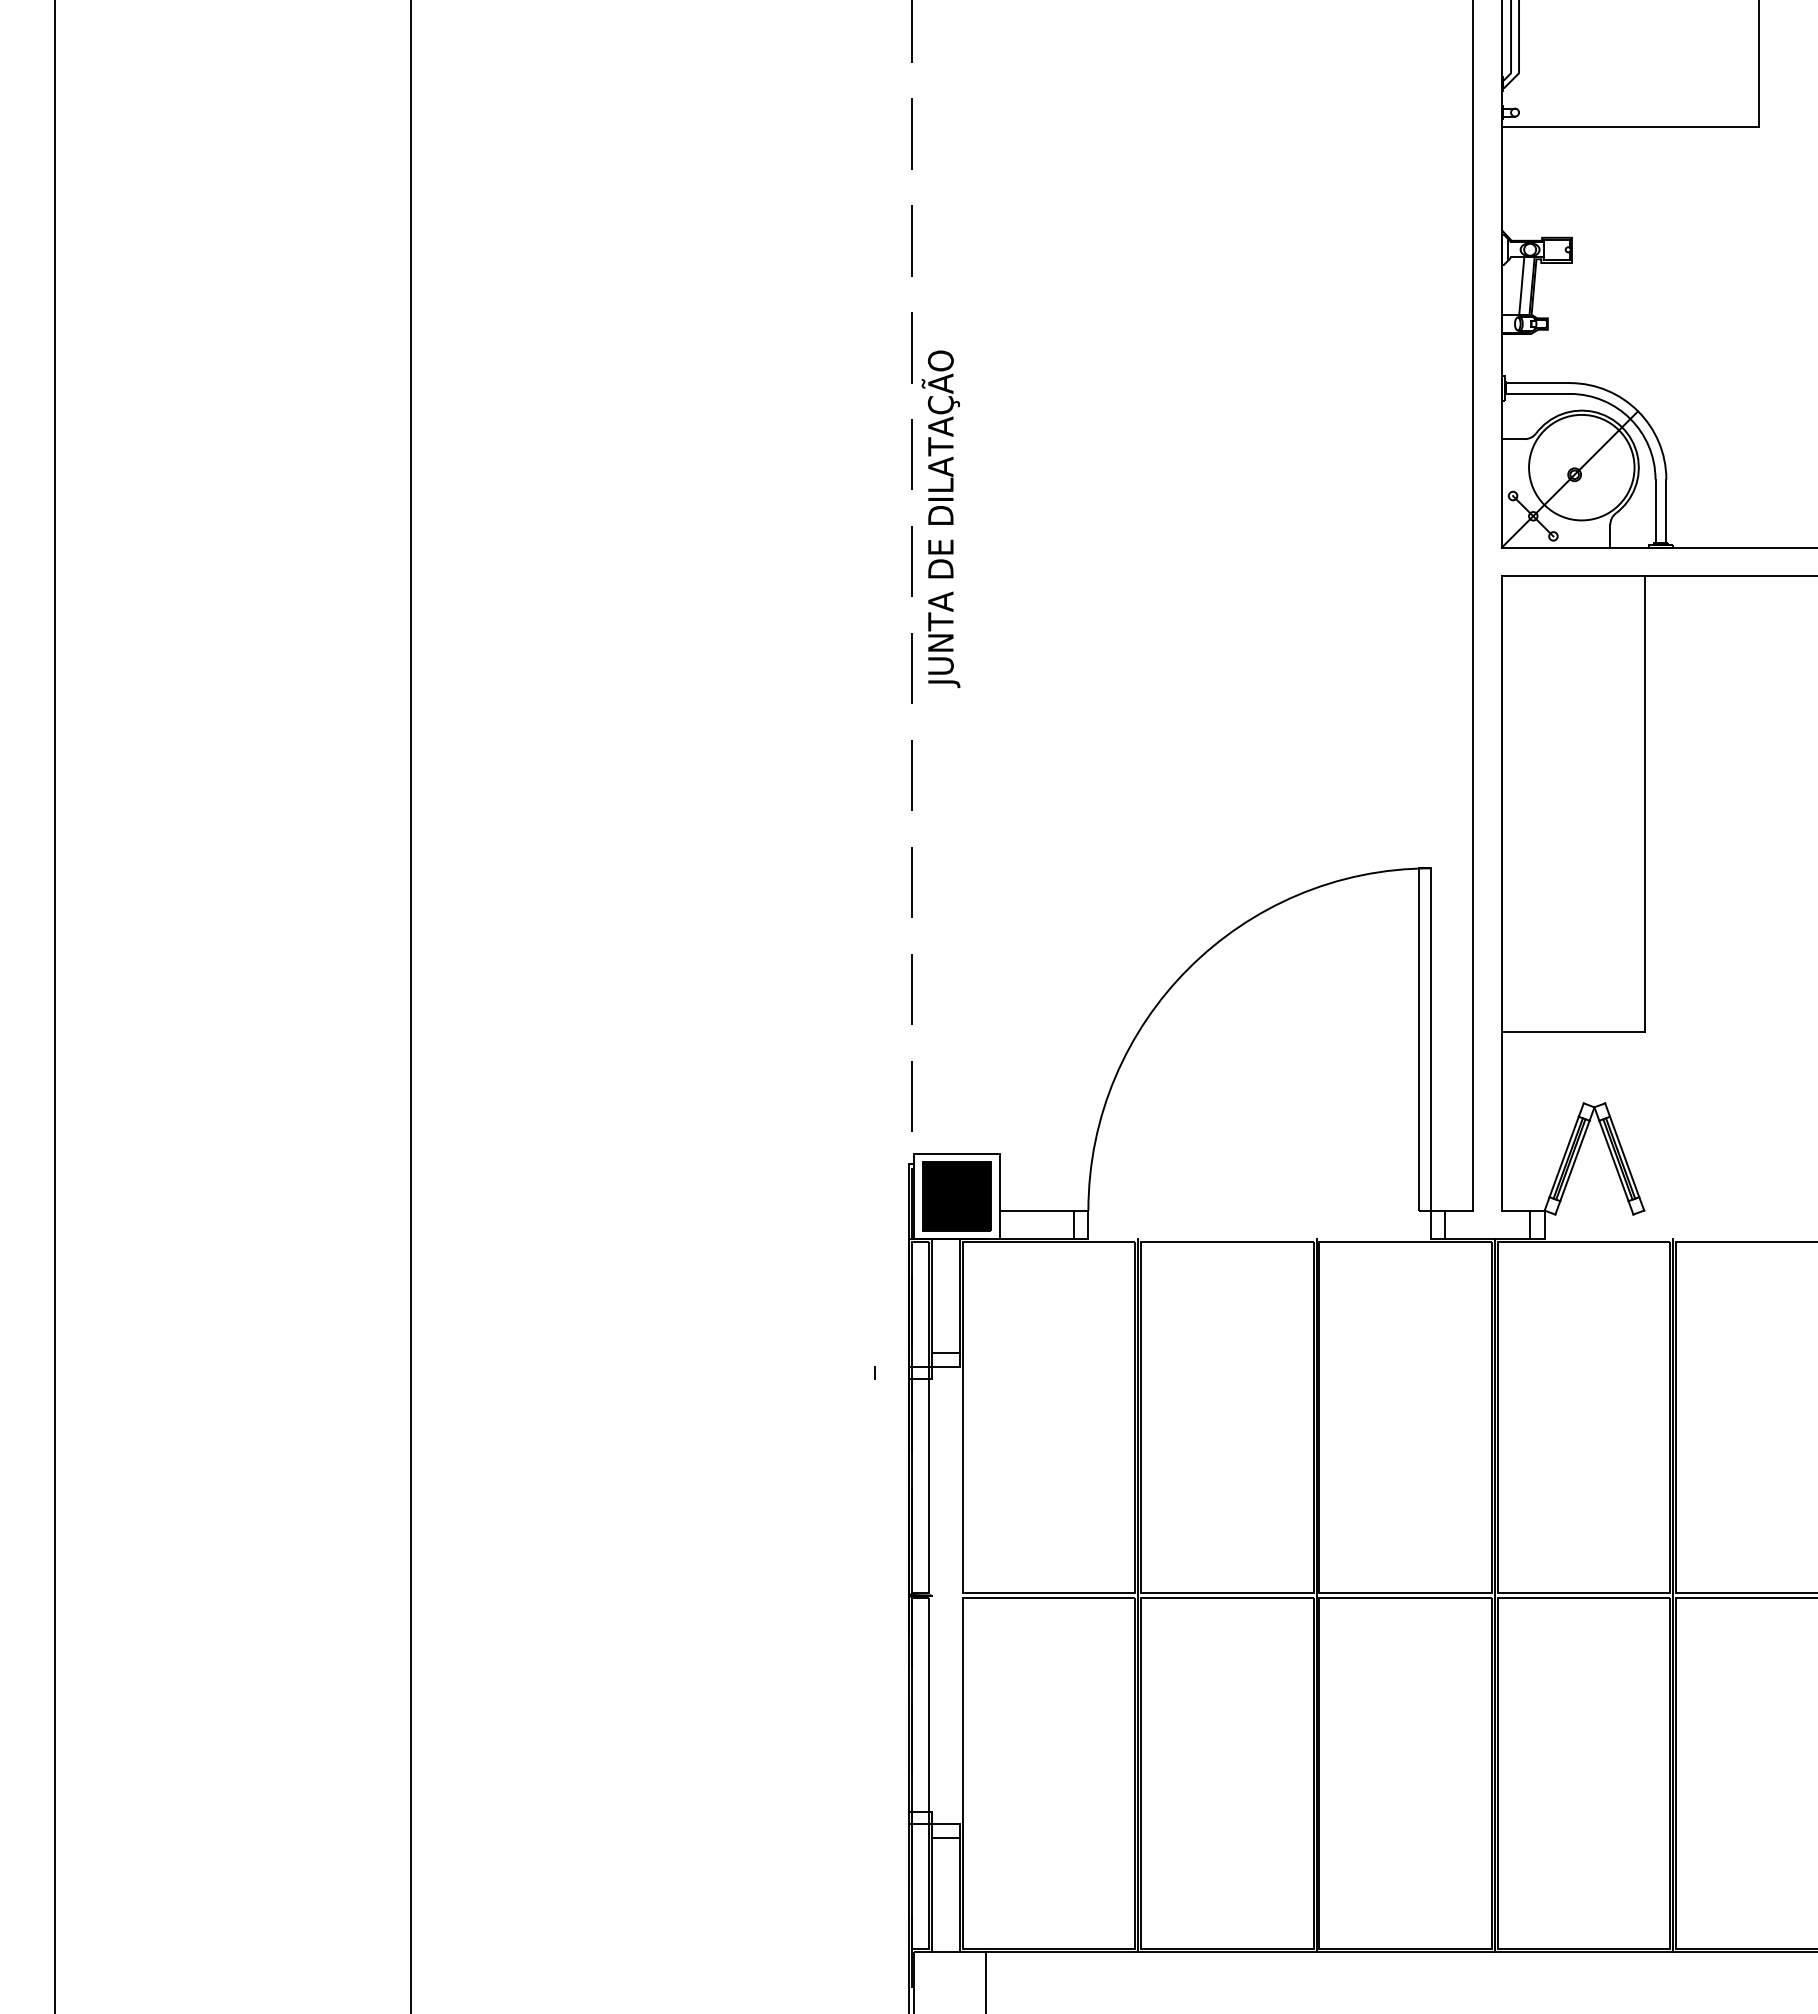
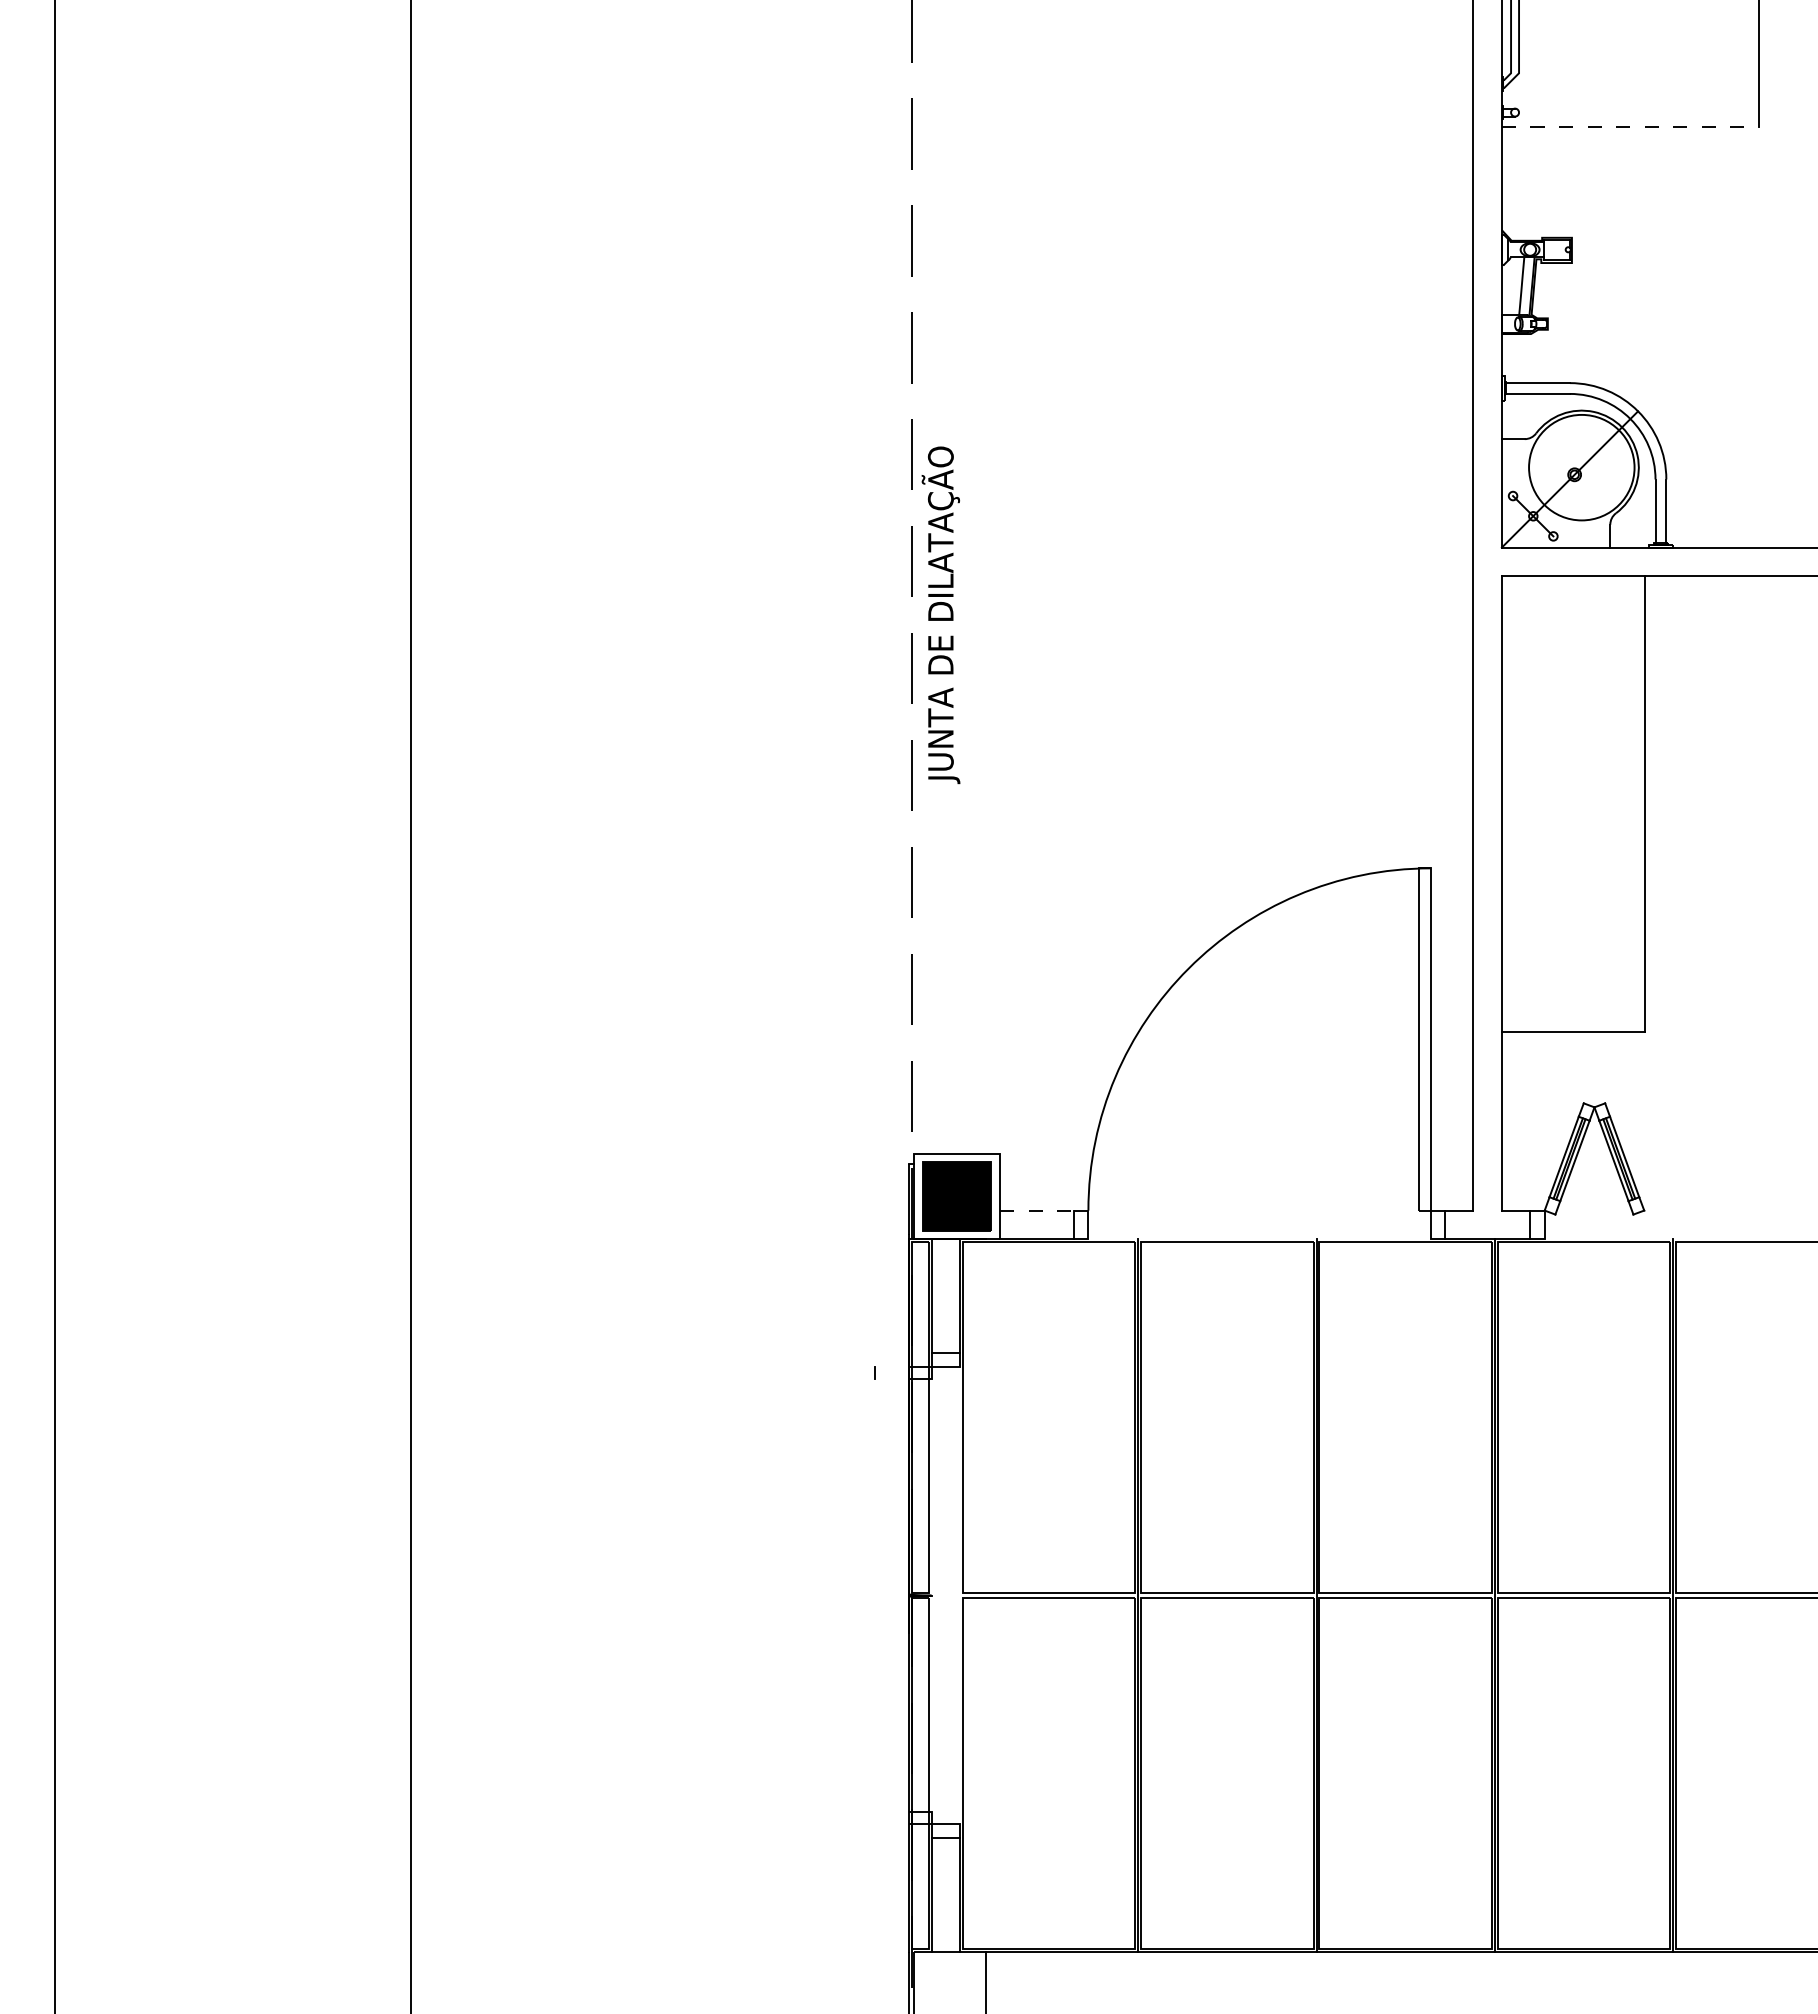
line: solid -> dashed (1630, 126)
text position: (940, 519) -> (940, 615) (940, 615)
line: solid -> dashed (1037, 1210)
